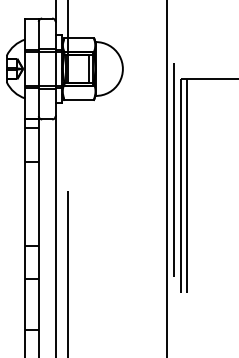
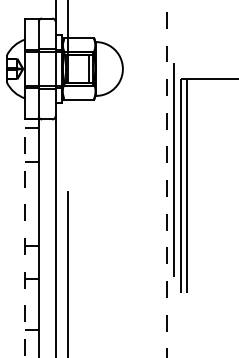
line: solid -> dashed (167, 179)
line: solid -> dashed (25, 238)
